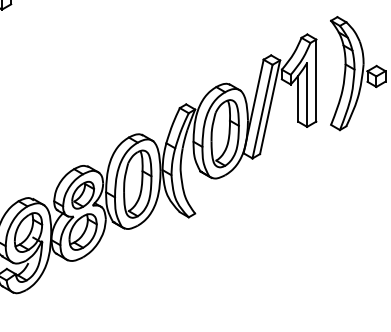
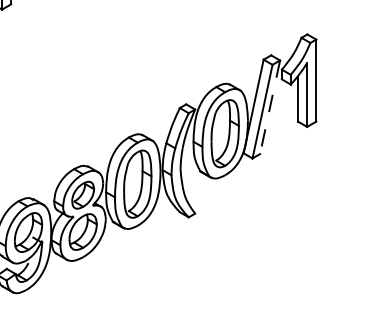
part: present -> none (358, 73)
line: solid -> dashed (270, 107)
